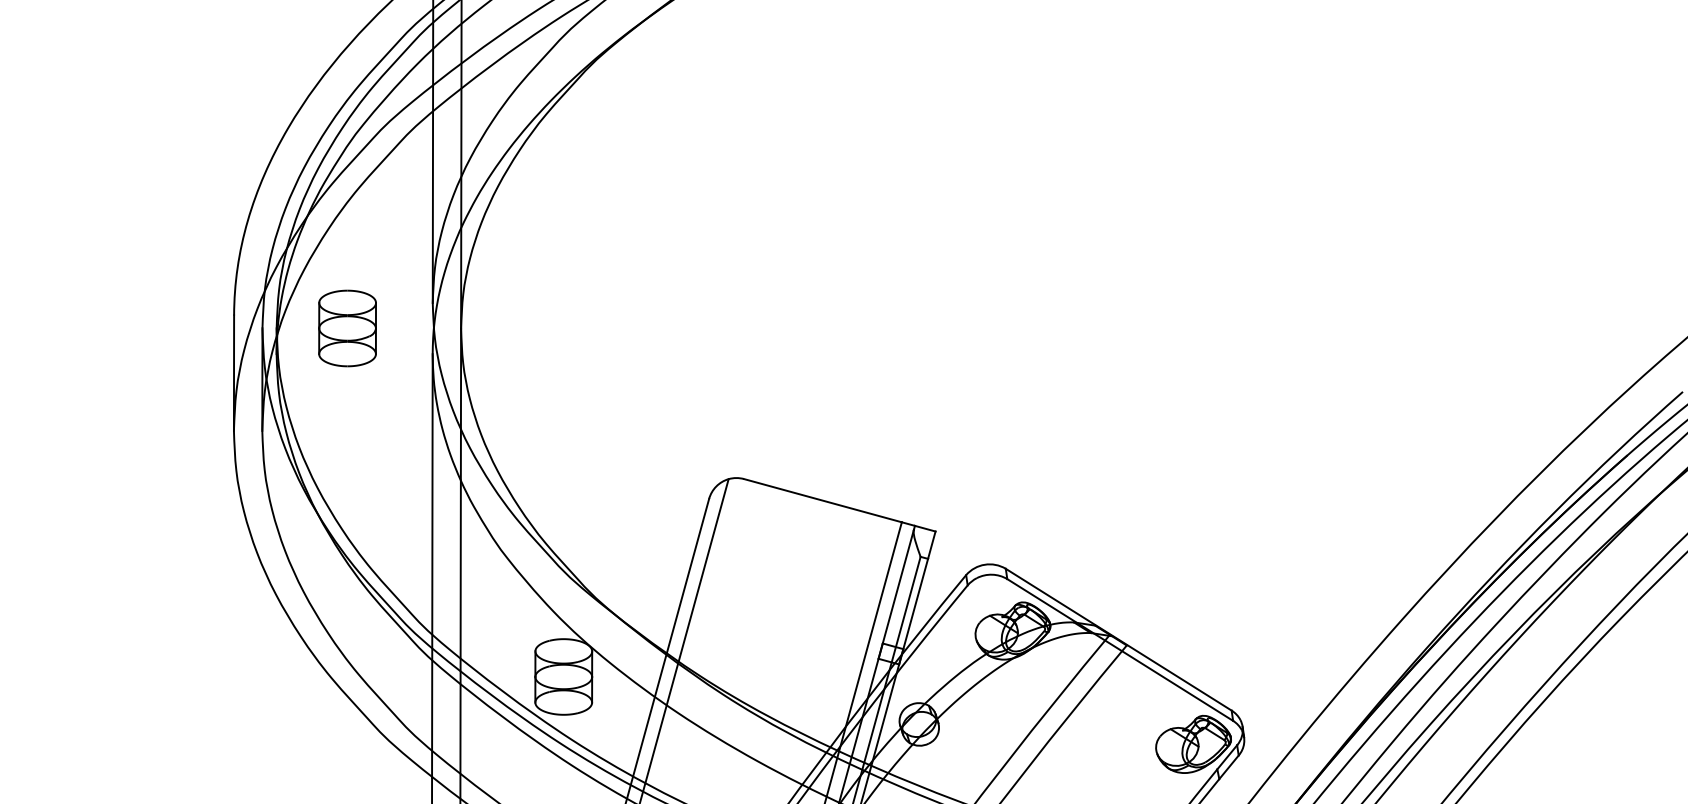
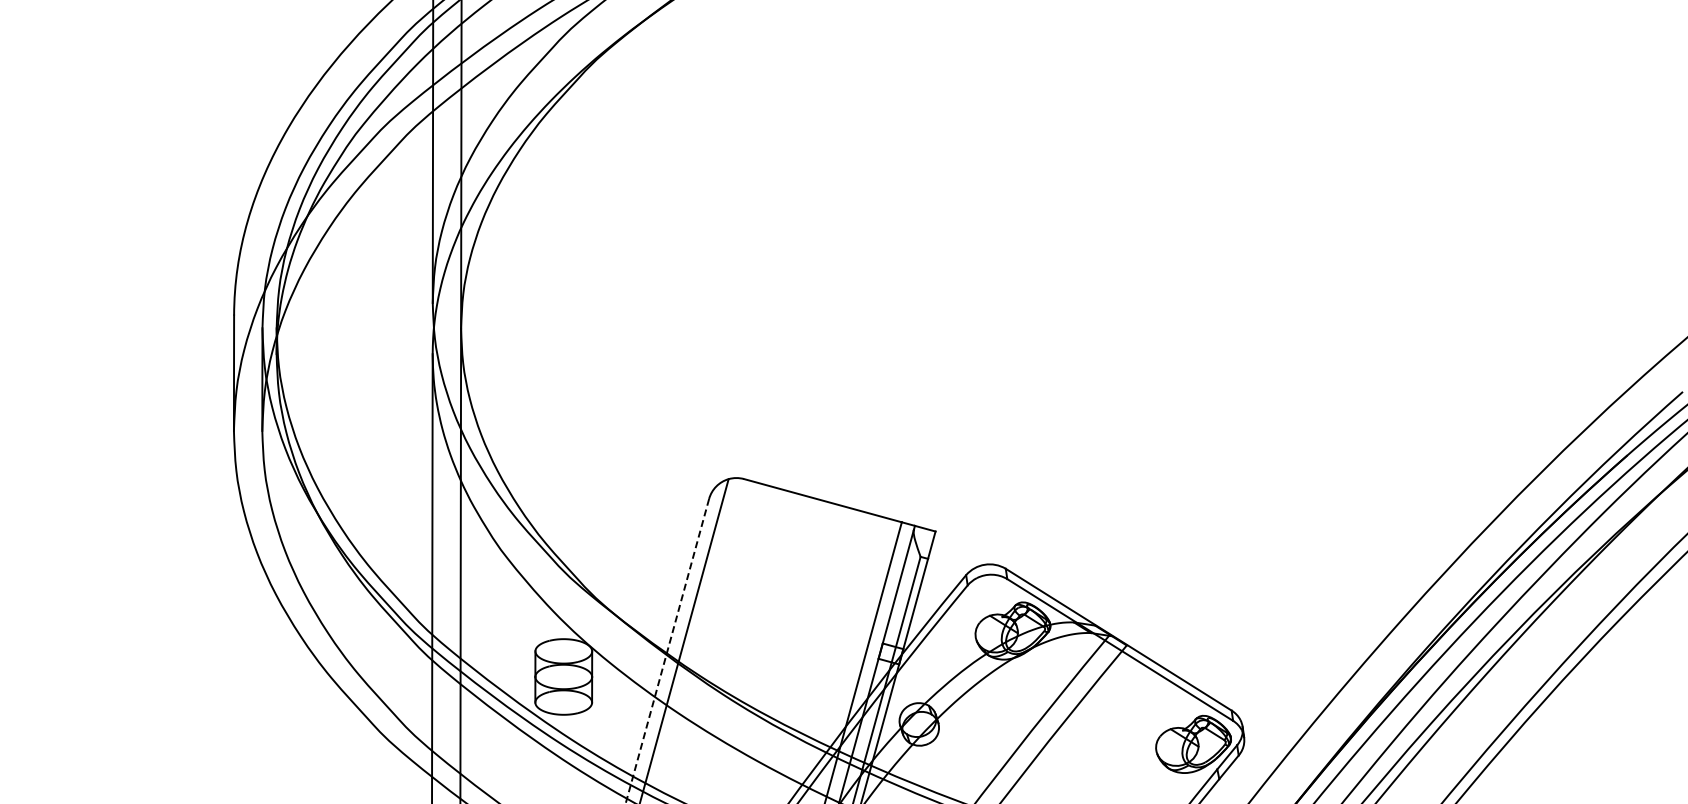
part: present -> none (347, 328)
line: solid -> dashed (667, 651)
